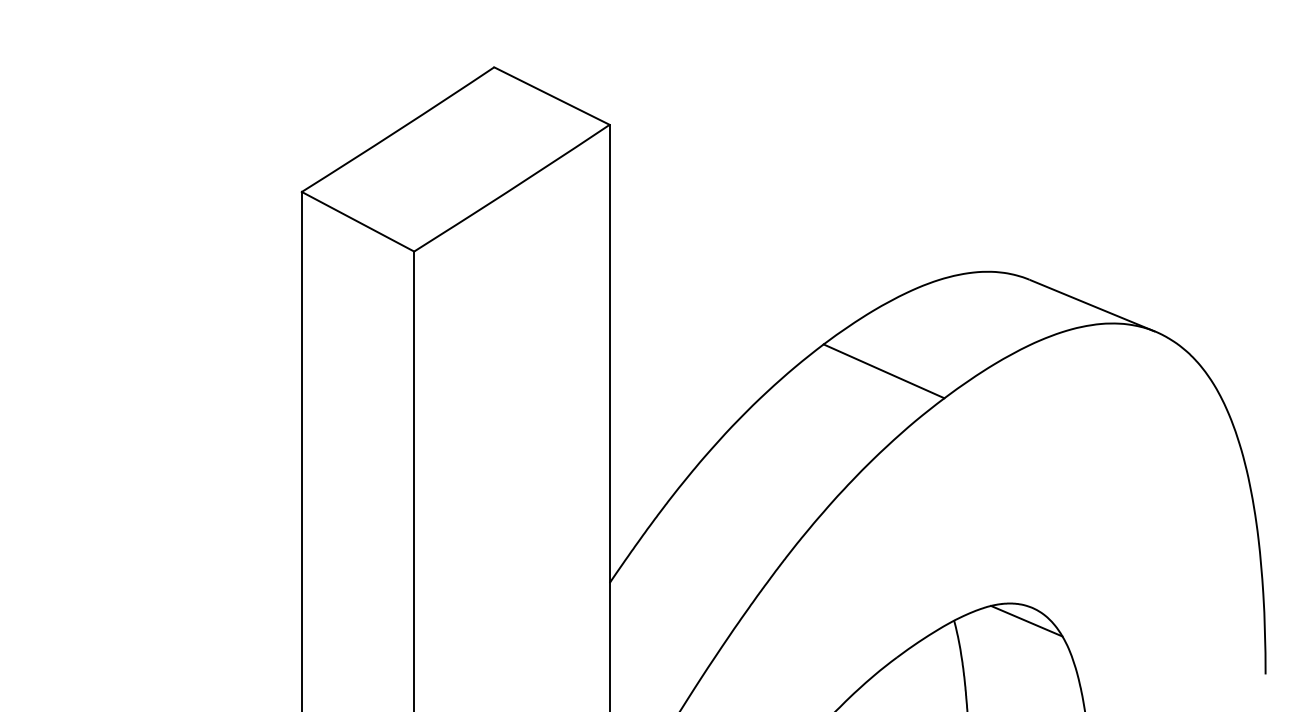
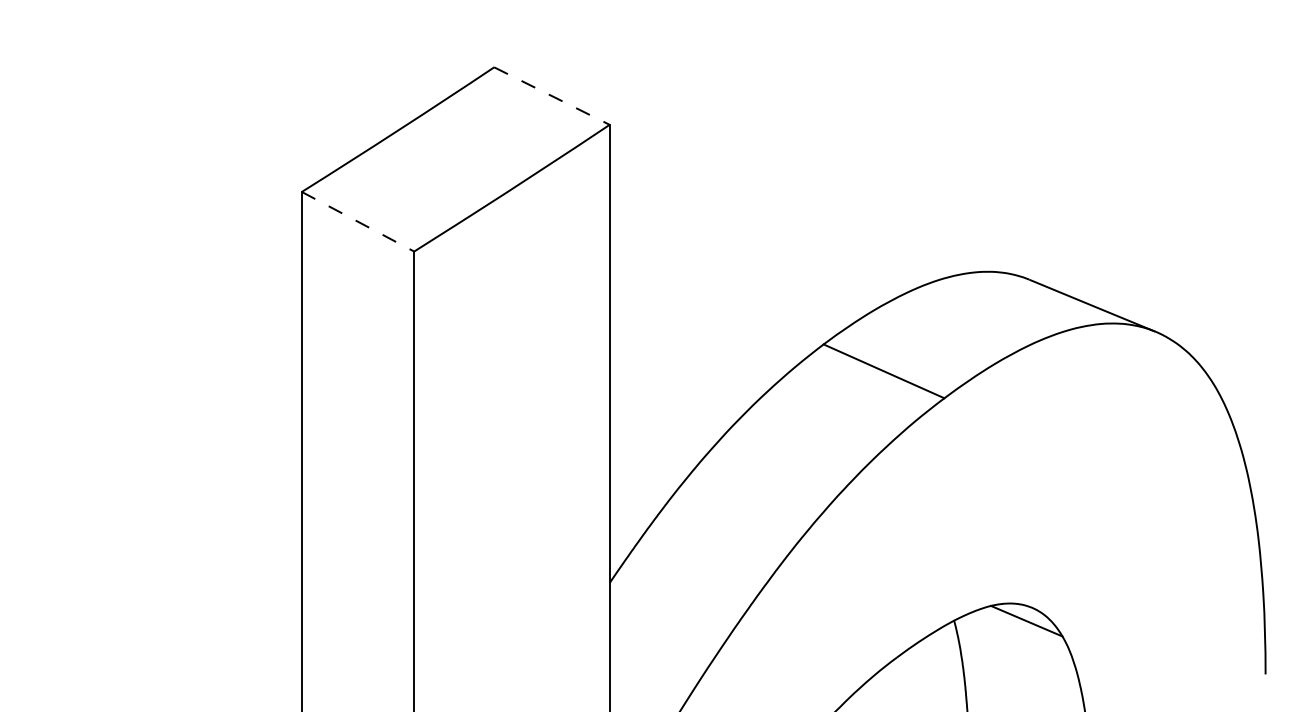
line: solid -> dashed (552, 96)
line: solid -> dashed (358, 221)
